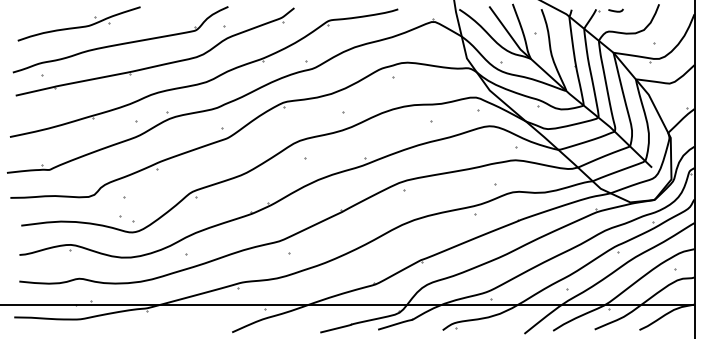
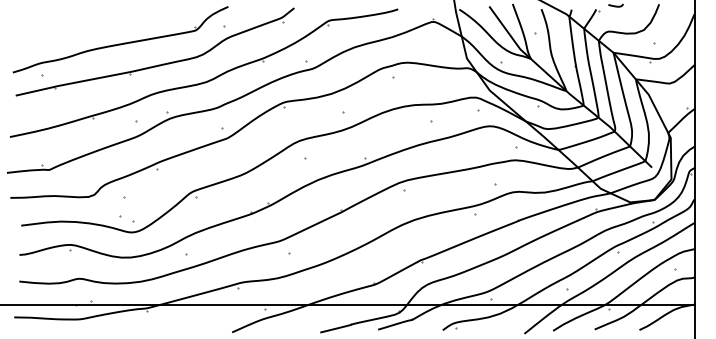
curve position: (615, 10) -> (615, 5) (615, 5)
part: present -> none (78, 23)
